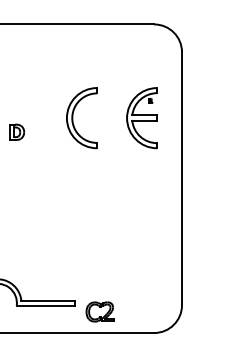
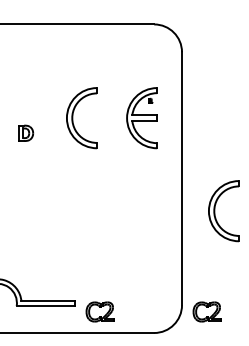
part position: (17, 131) -> (26, 132) (26, 132)
part: none -> present (215, 211)
part: none -> present (206, 311)
